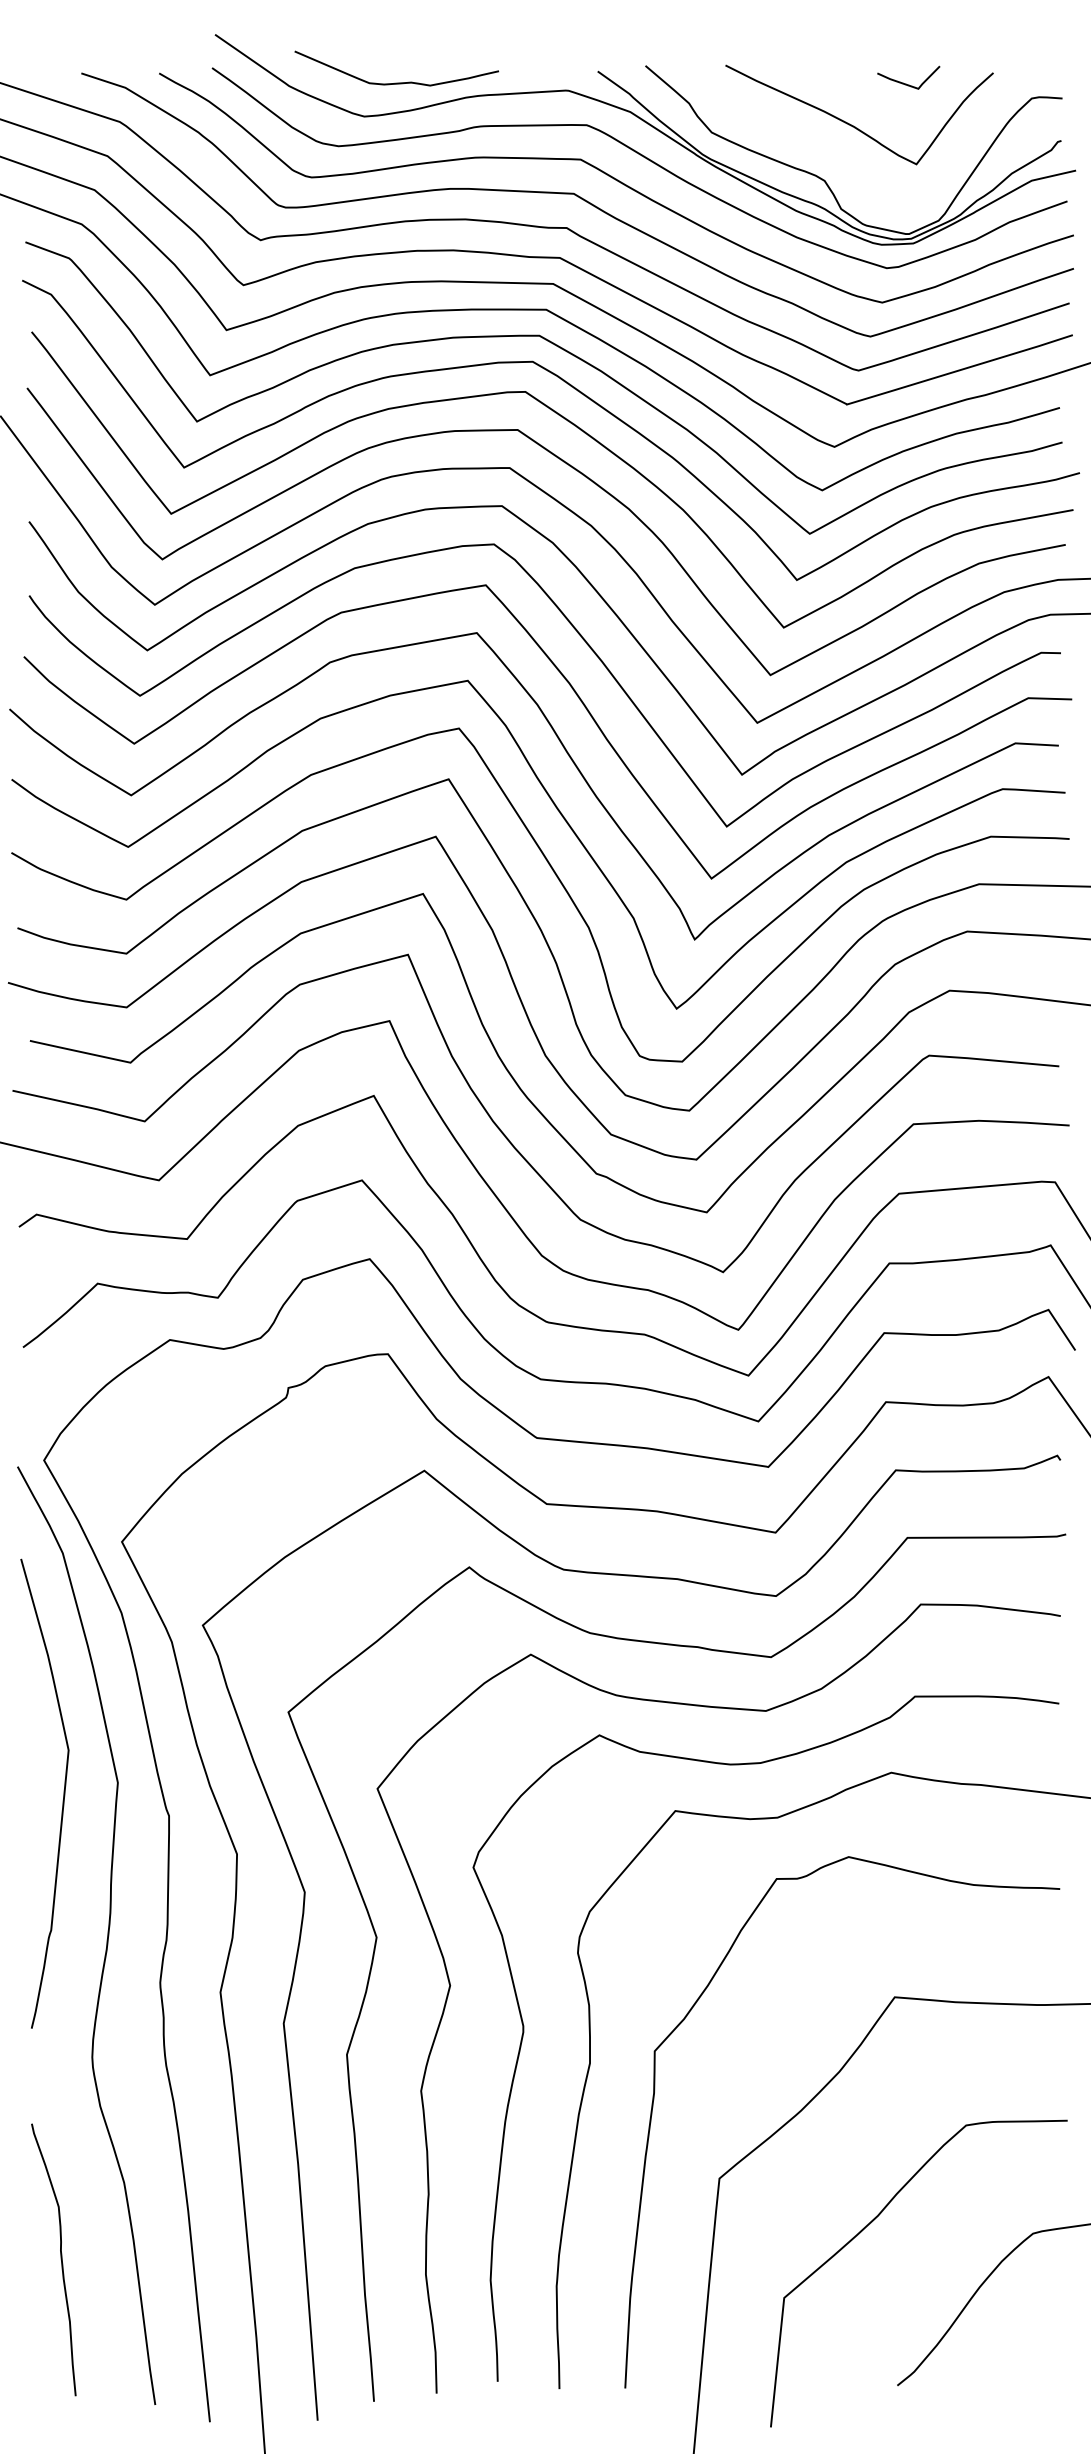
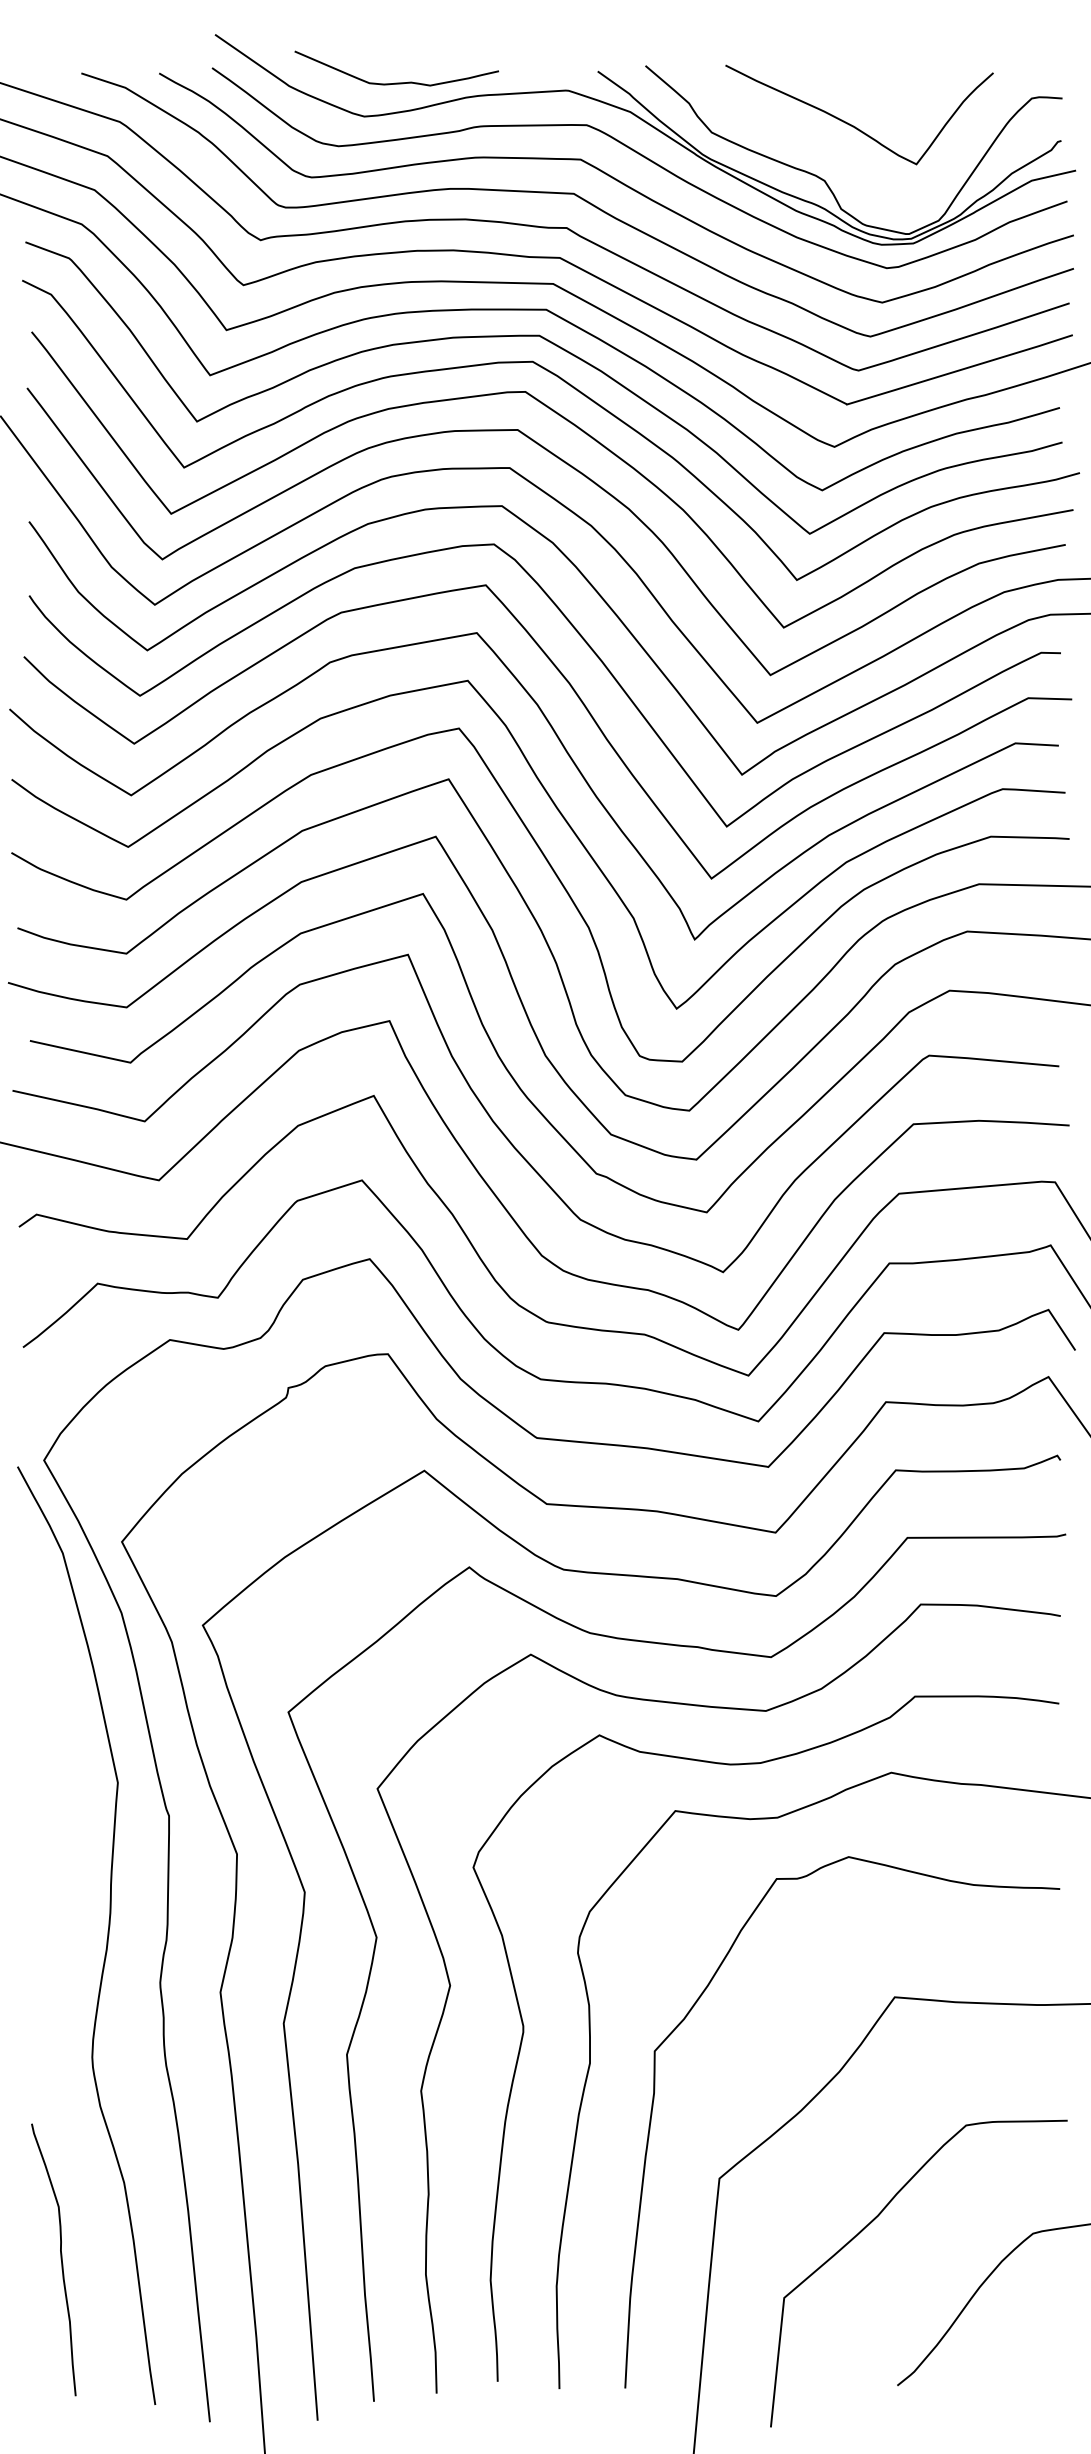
line: present -> none (906, 83)
curve: present -> none (63, 1793)
